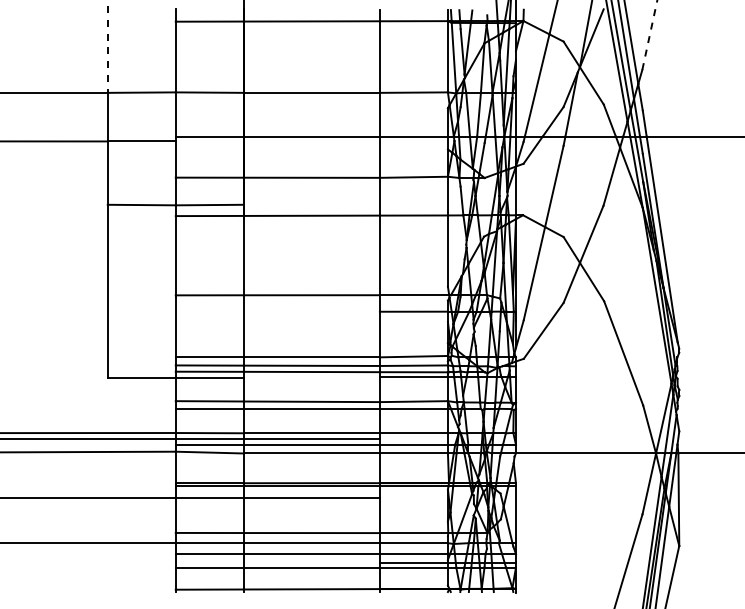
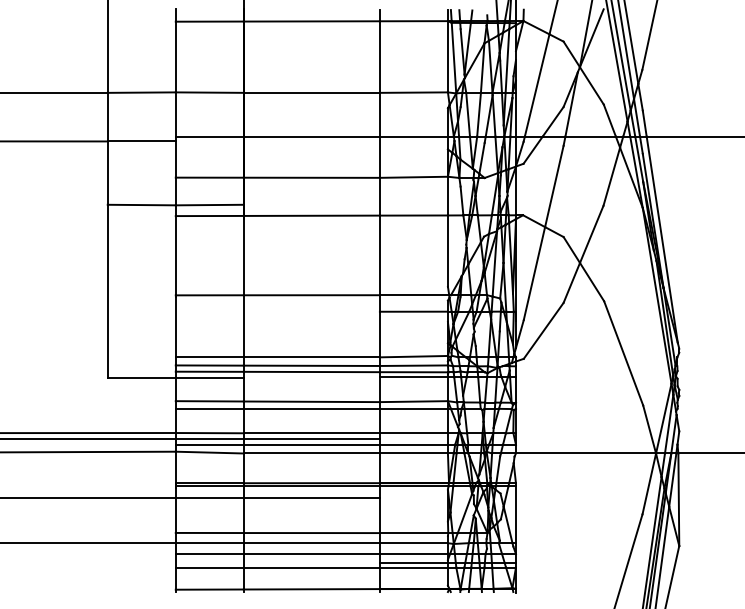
line: dashed -> solid (649, 34)
line: dashed -> solid (107, 46)
